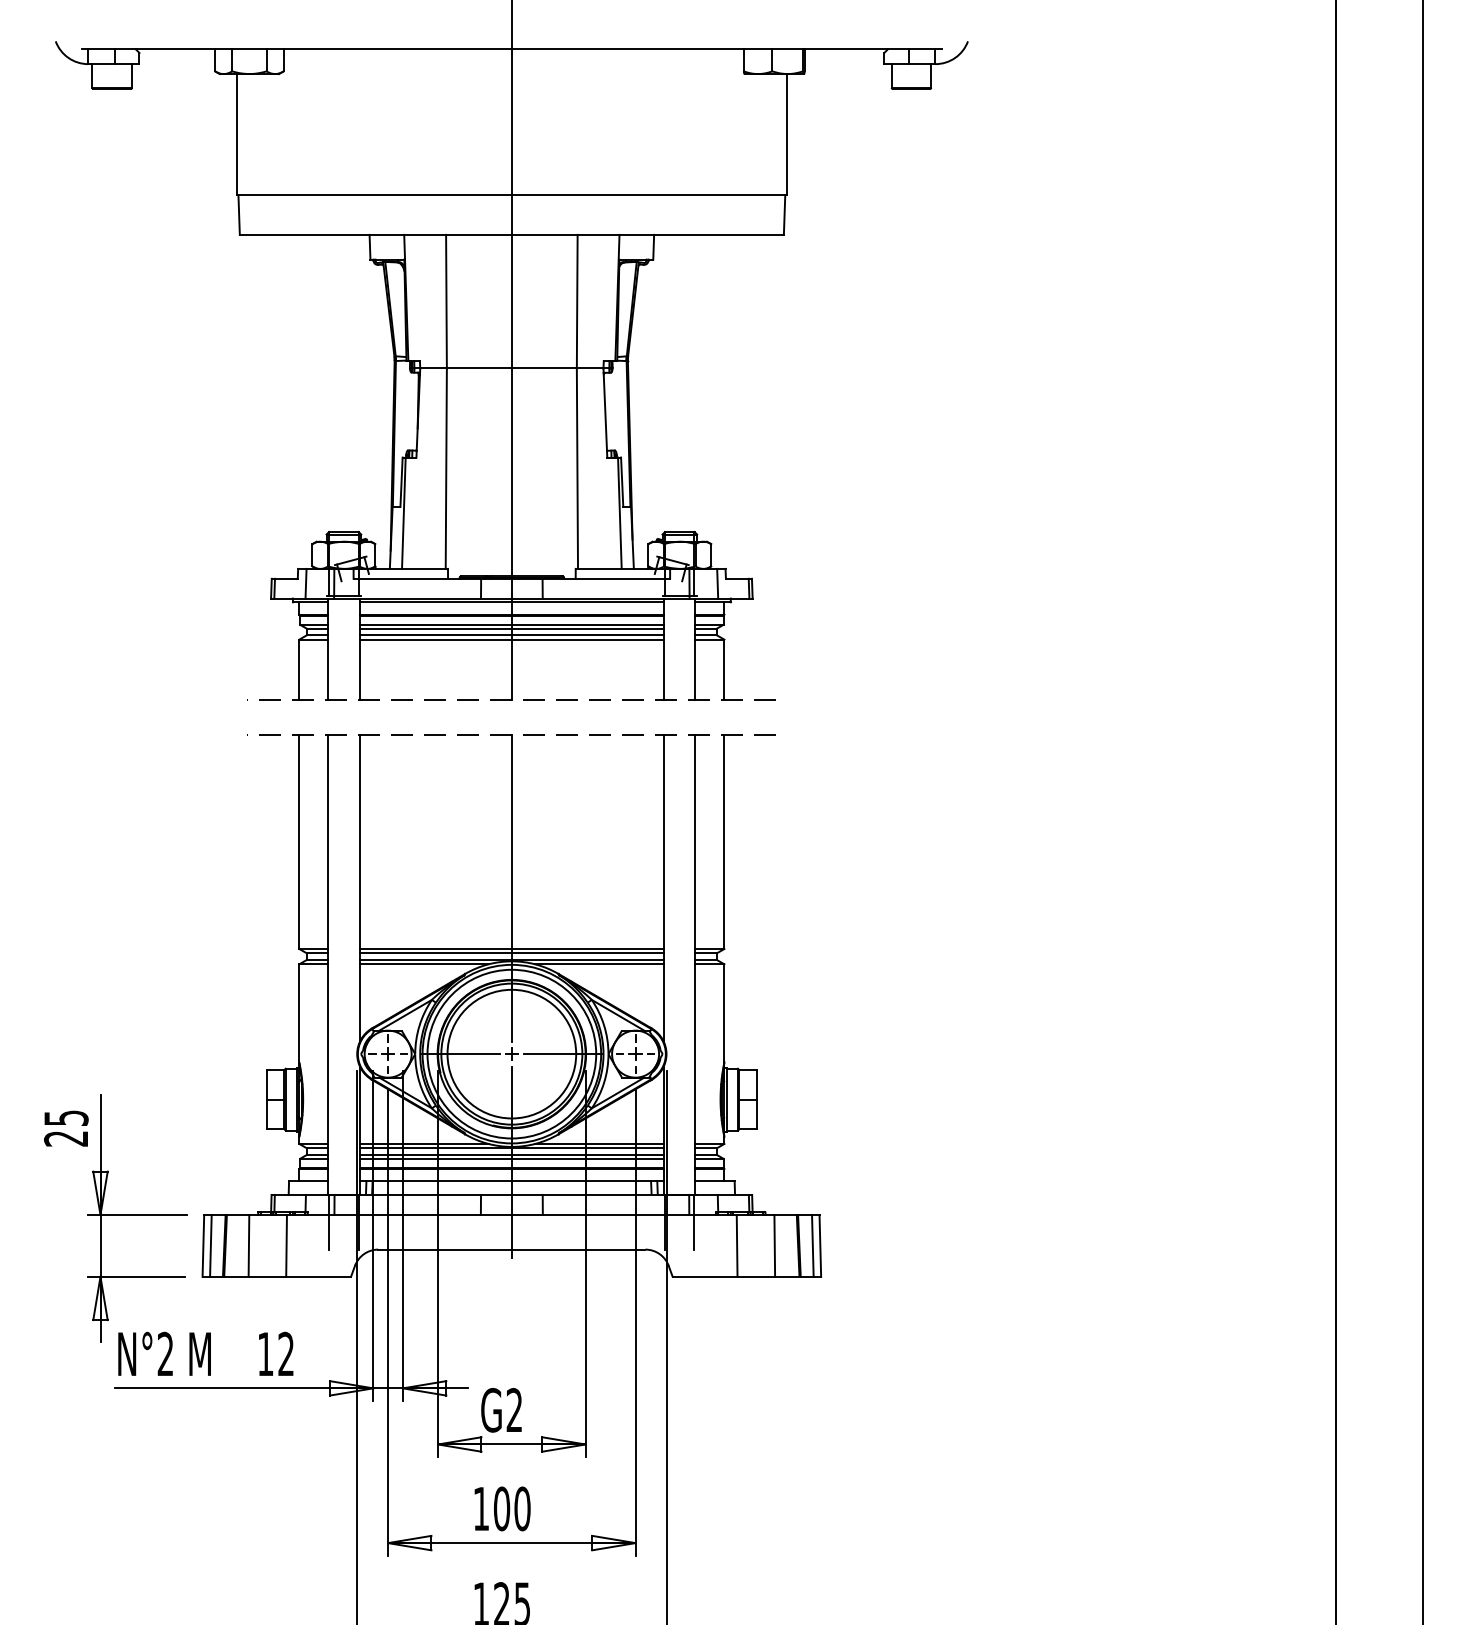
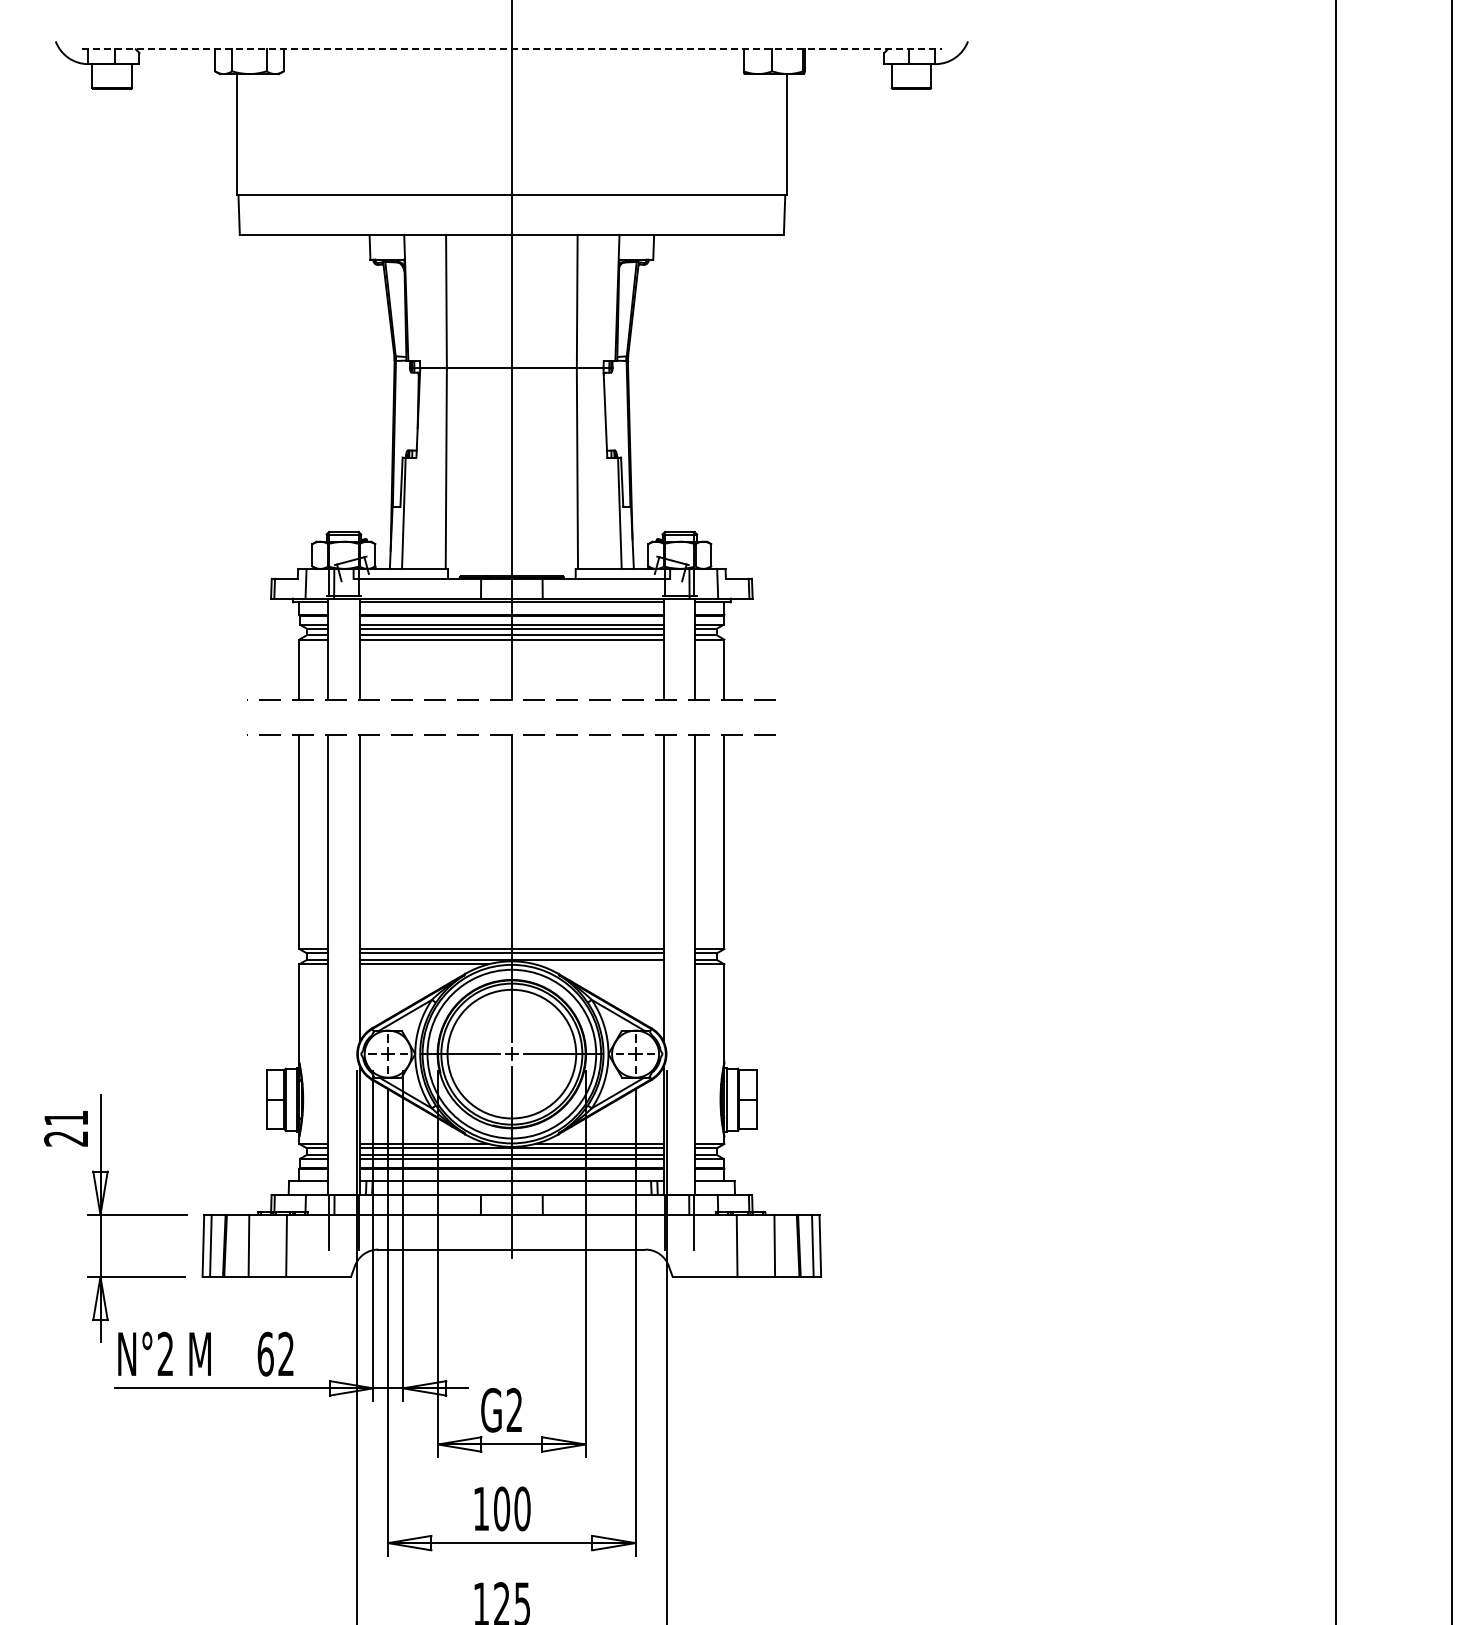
line: solid -> dashed (512, 49)
line position: (1423, 811) -> (1452, 811) (1452, 811)
line: present -> none (599, 964)
text: 25 -> 21 (66, 1117)
text: 12 -> 62 (265, 1353)
